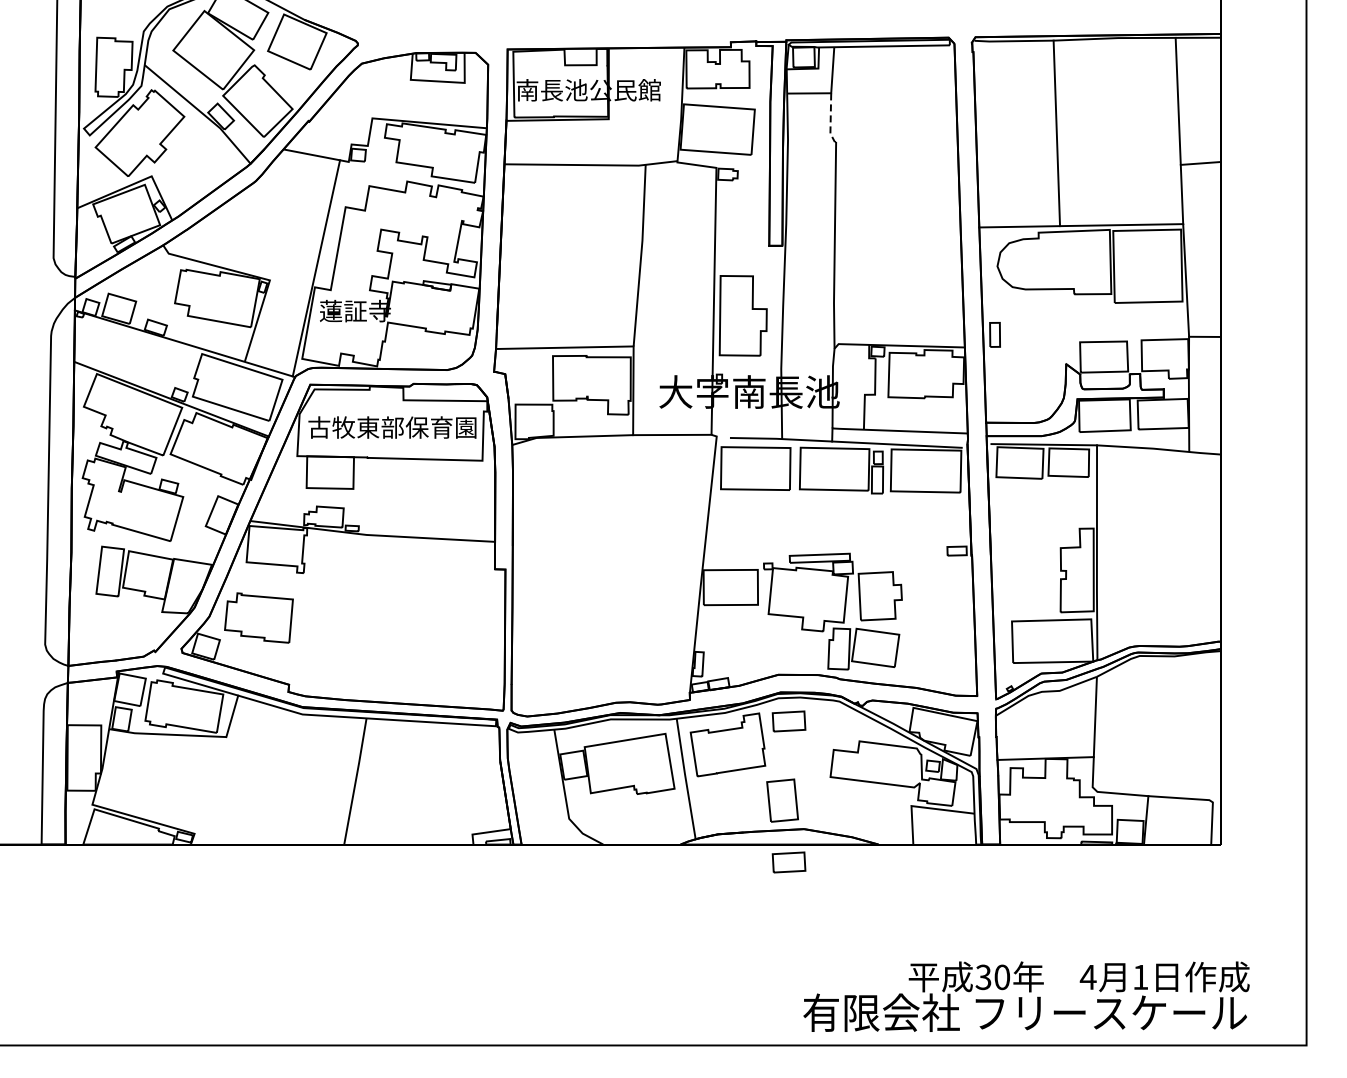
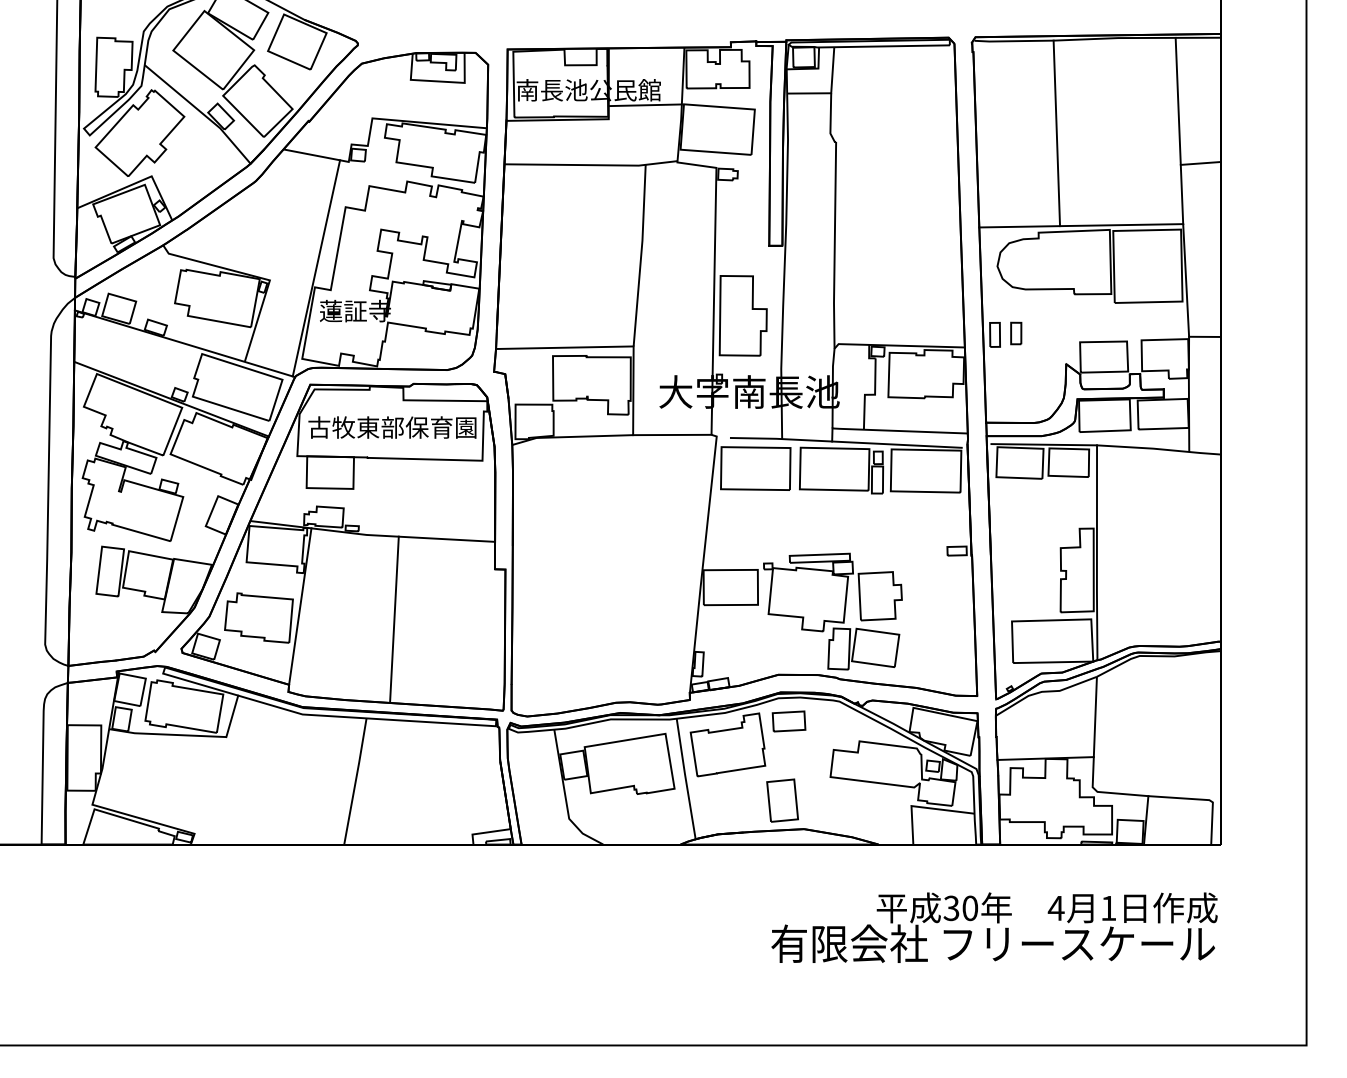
line: none -> present (644, 105)
line: dashed -> solid (830, 119)
part: none -> present (1016, 333)
line: none -> present (300, 606)
line: none -> present (394, 619)
part: present -> none (788, 862)
text position: (1026, 996) -> (994, 927) (994, 927)
